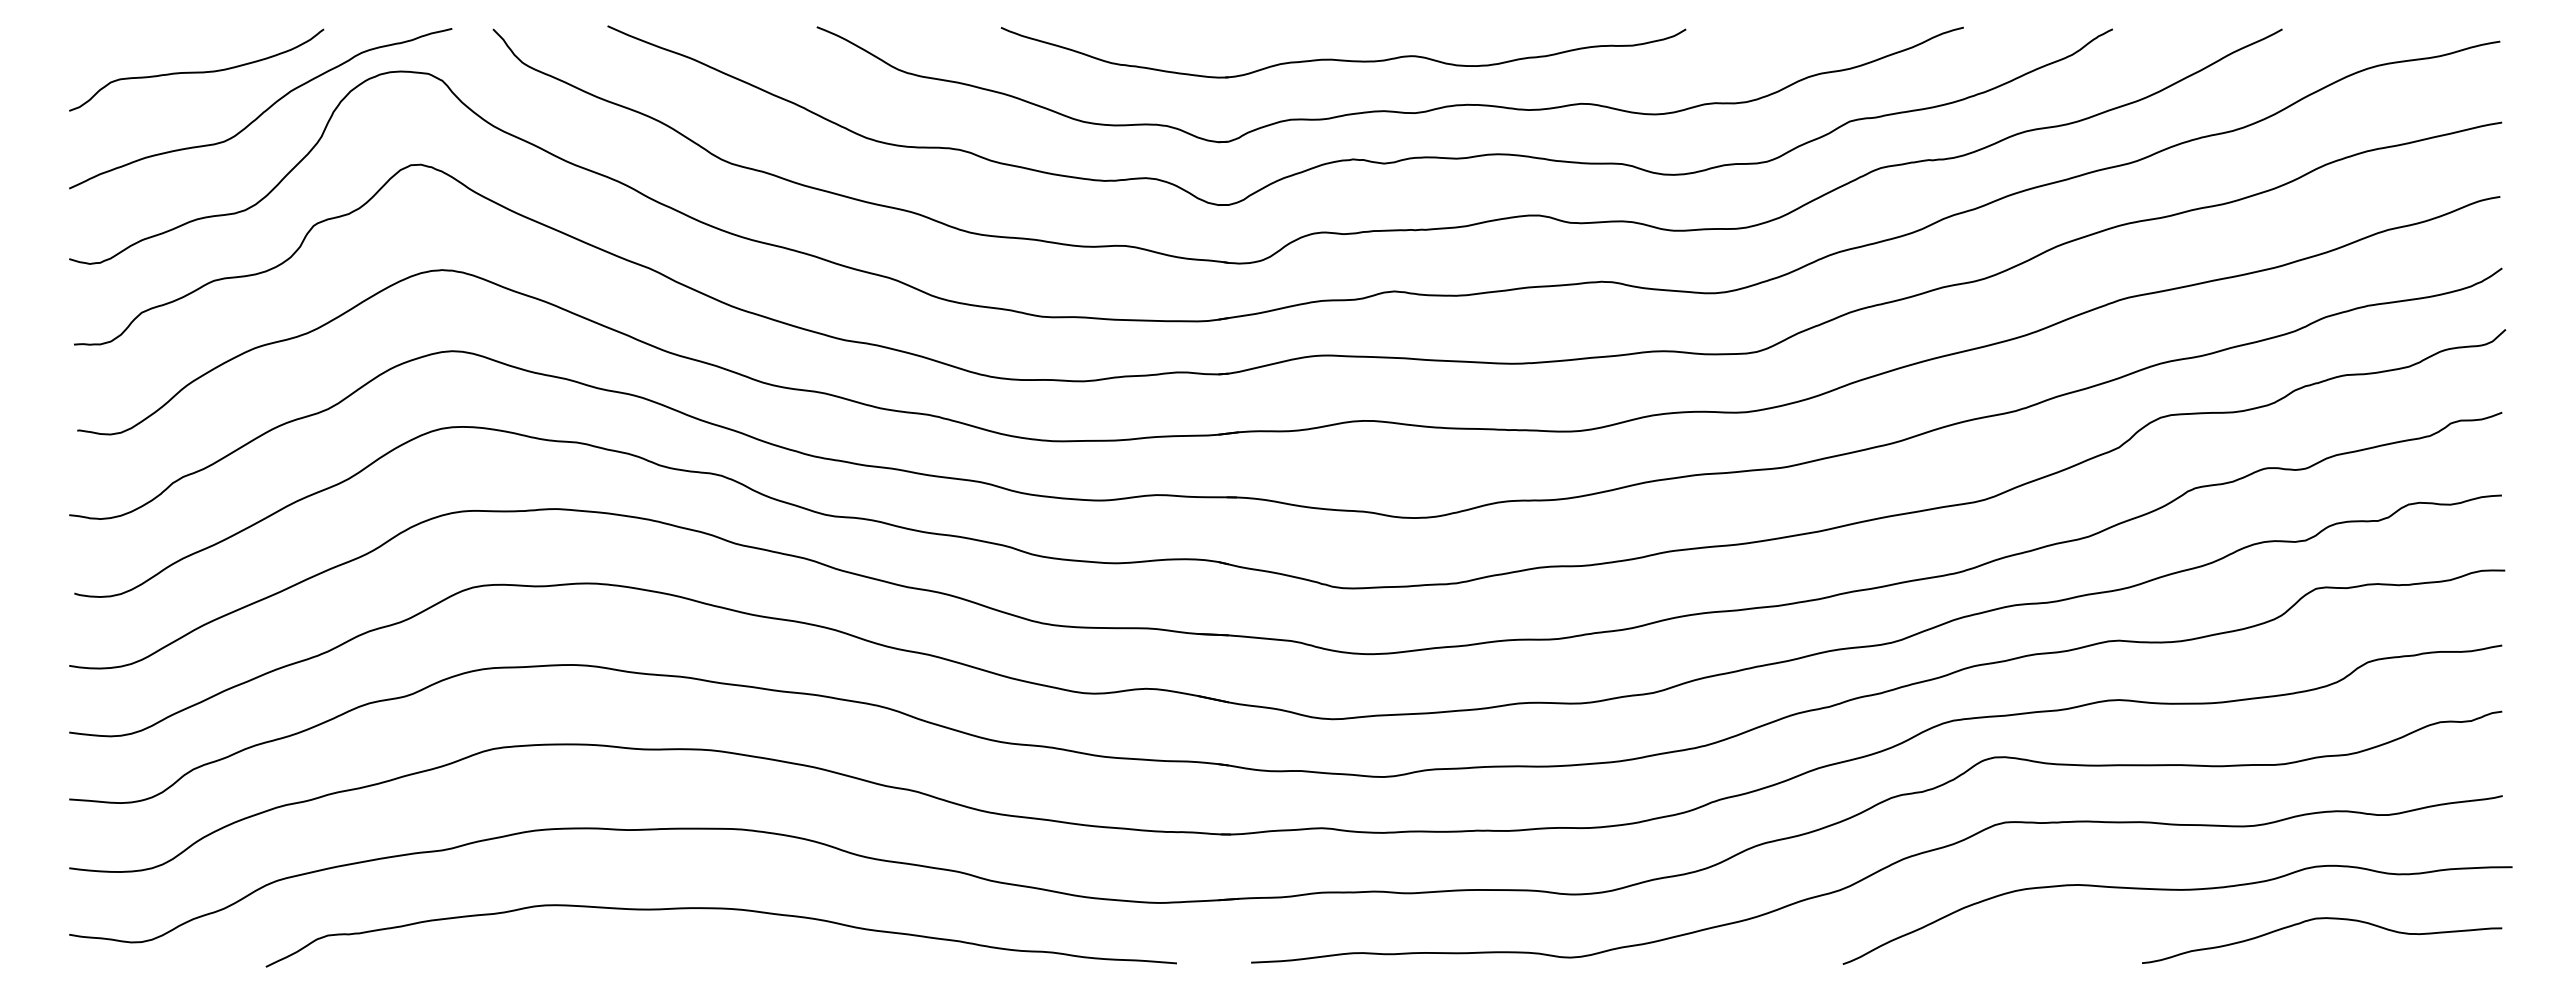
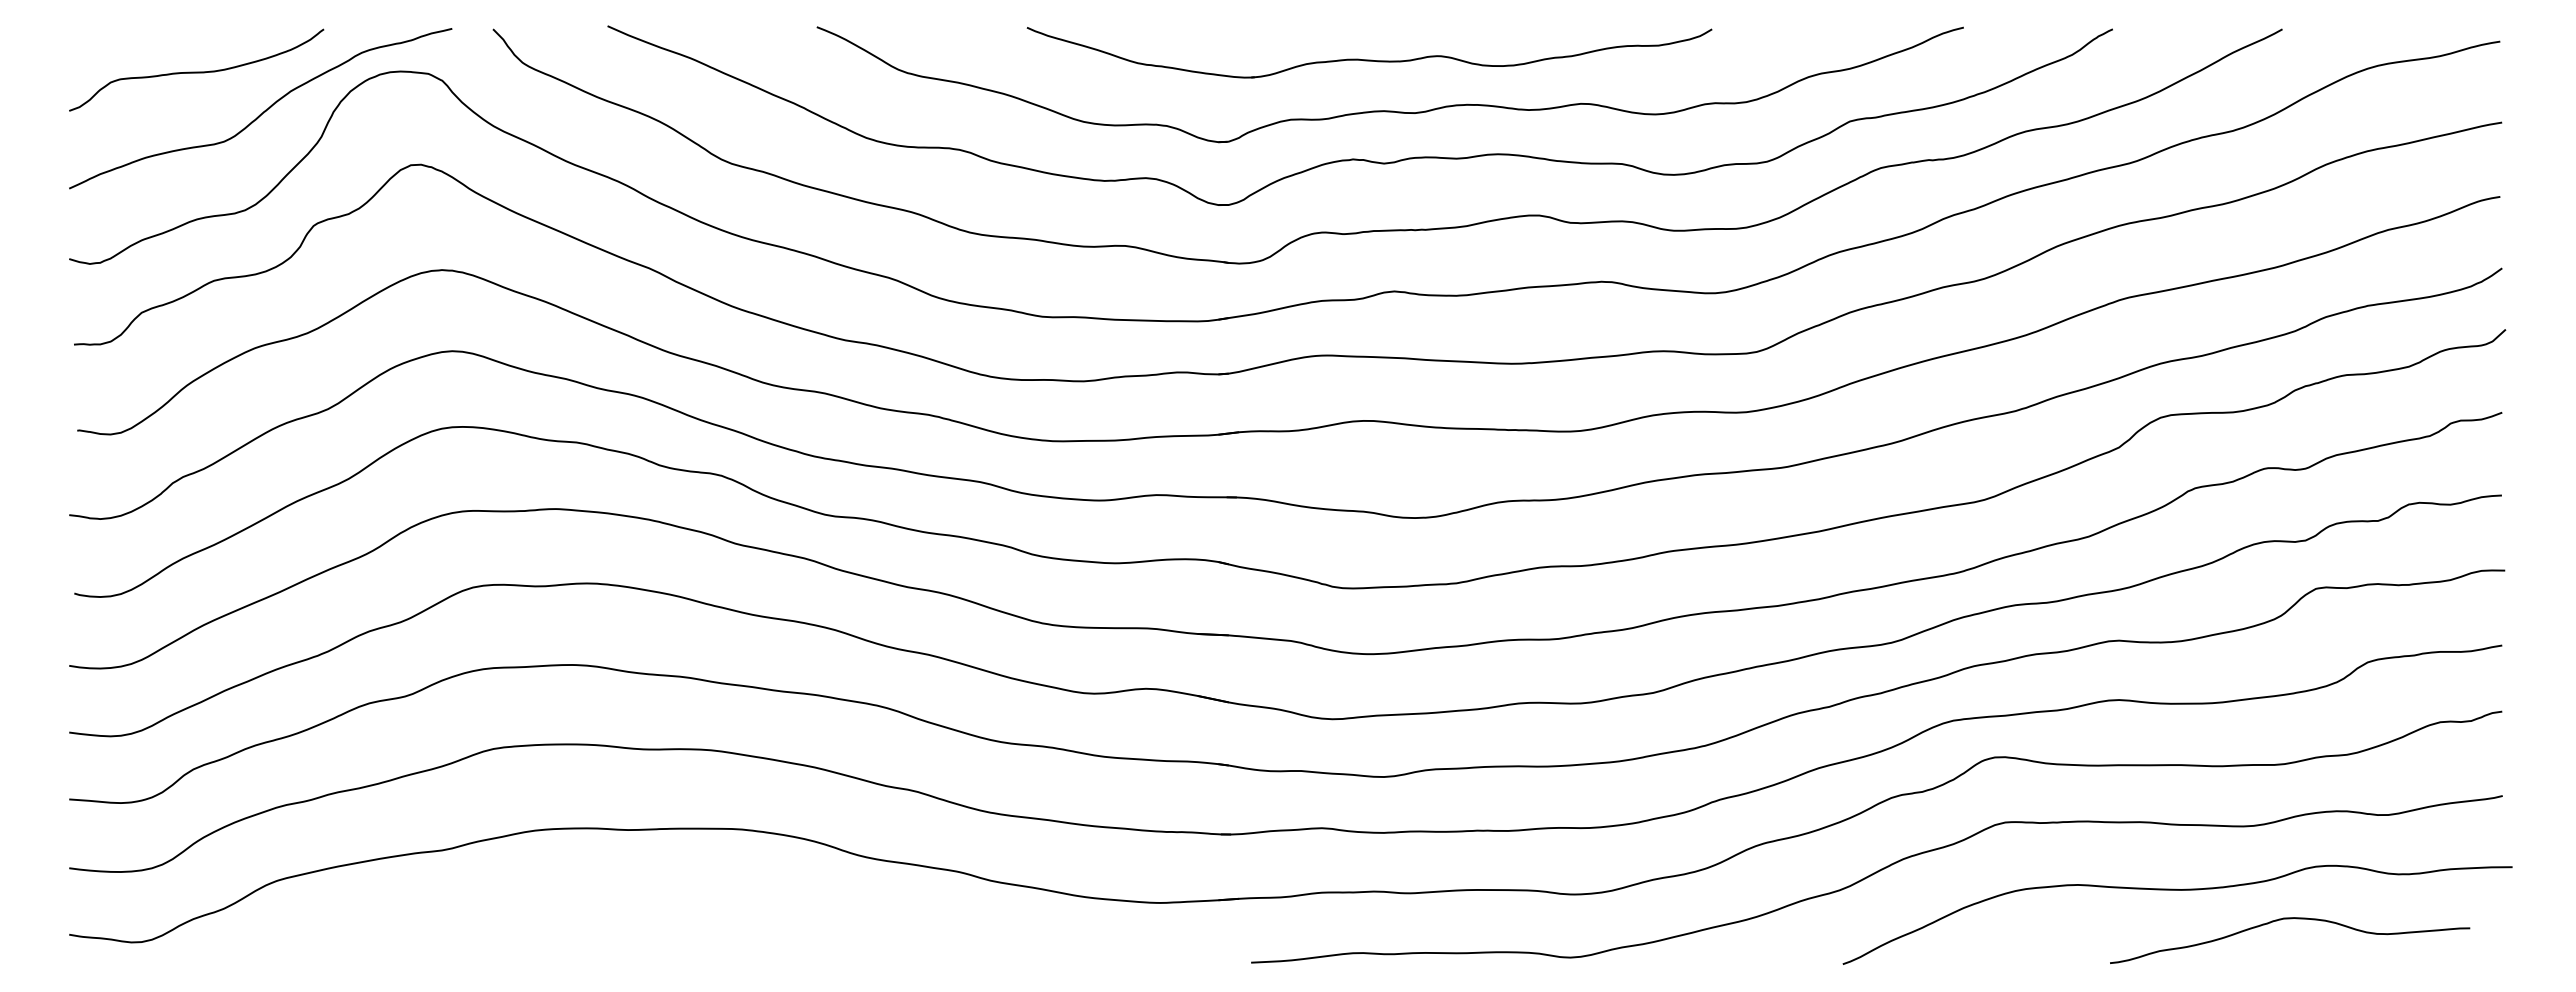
part position: (1343, 59) -> (1369, 59) (1369, 59)
curve: present -> none (720, 909)
curve position: (2322, 919) -> (2290, 919) (2290, 919)
